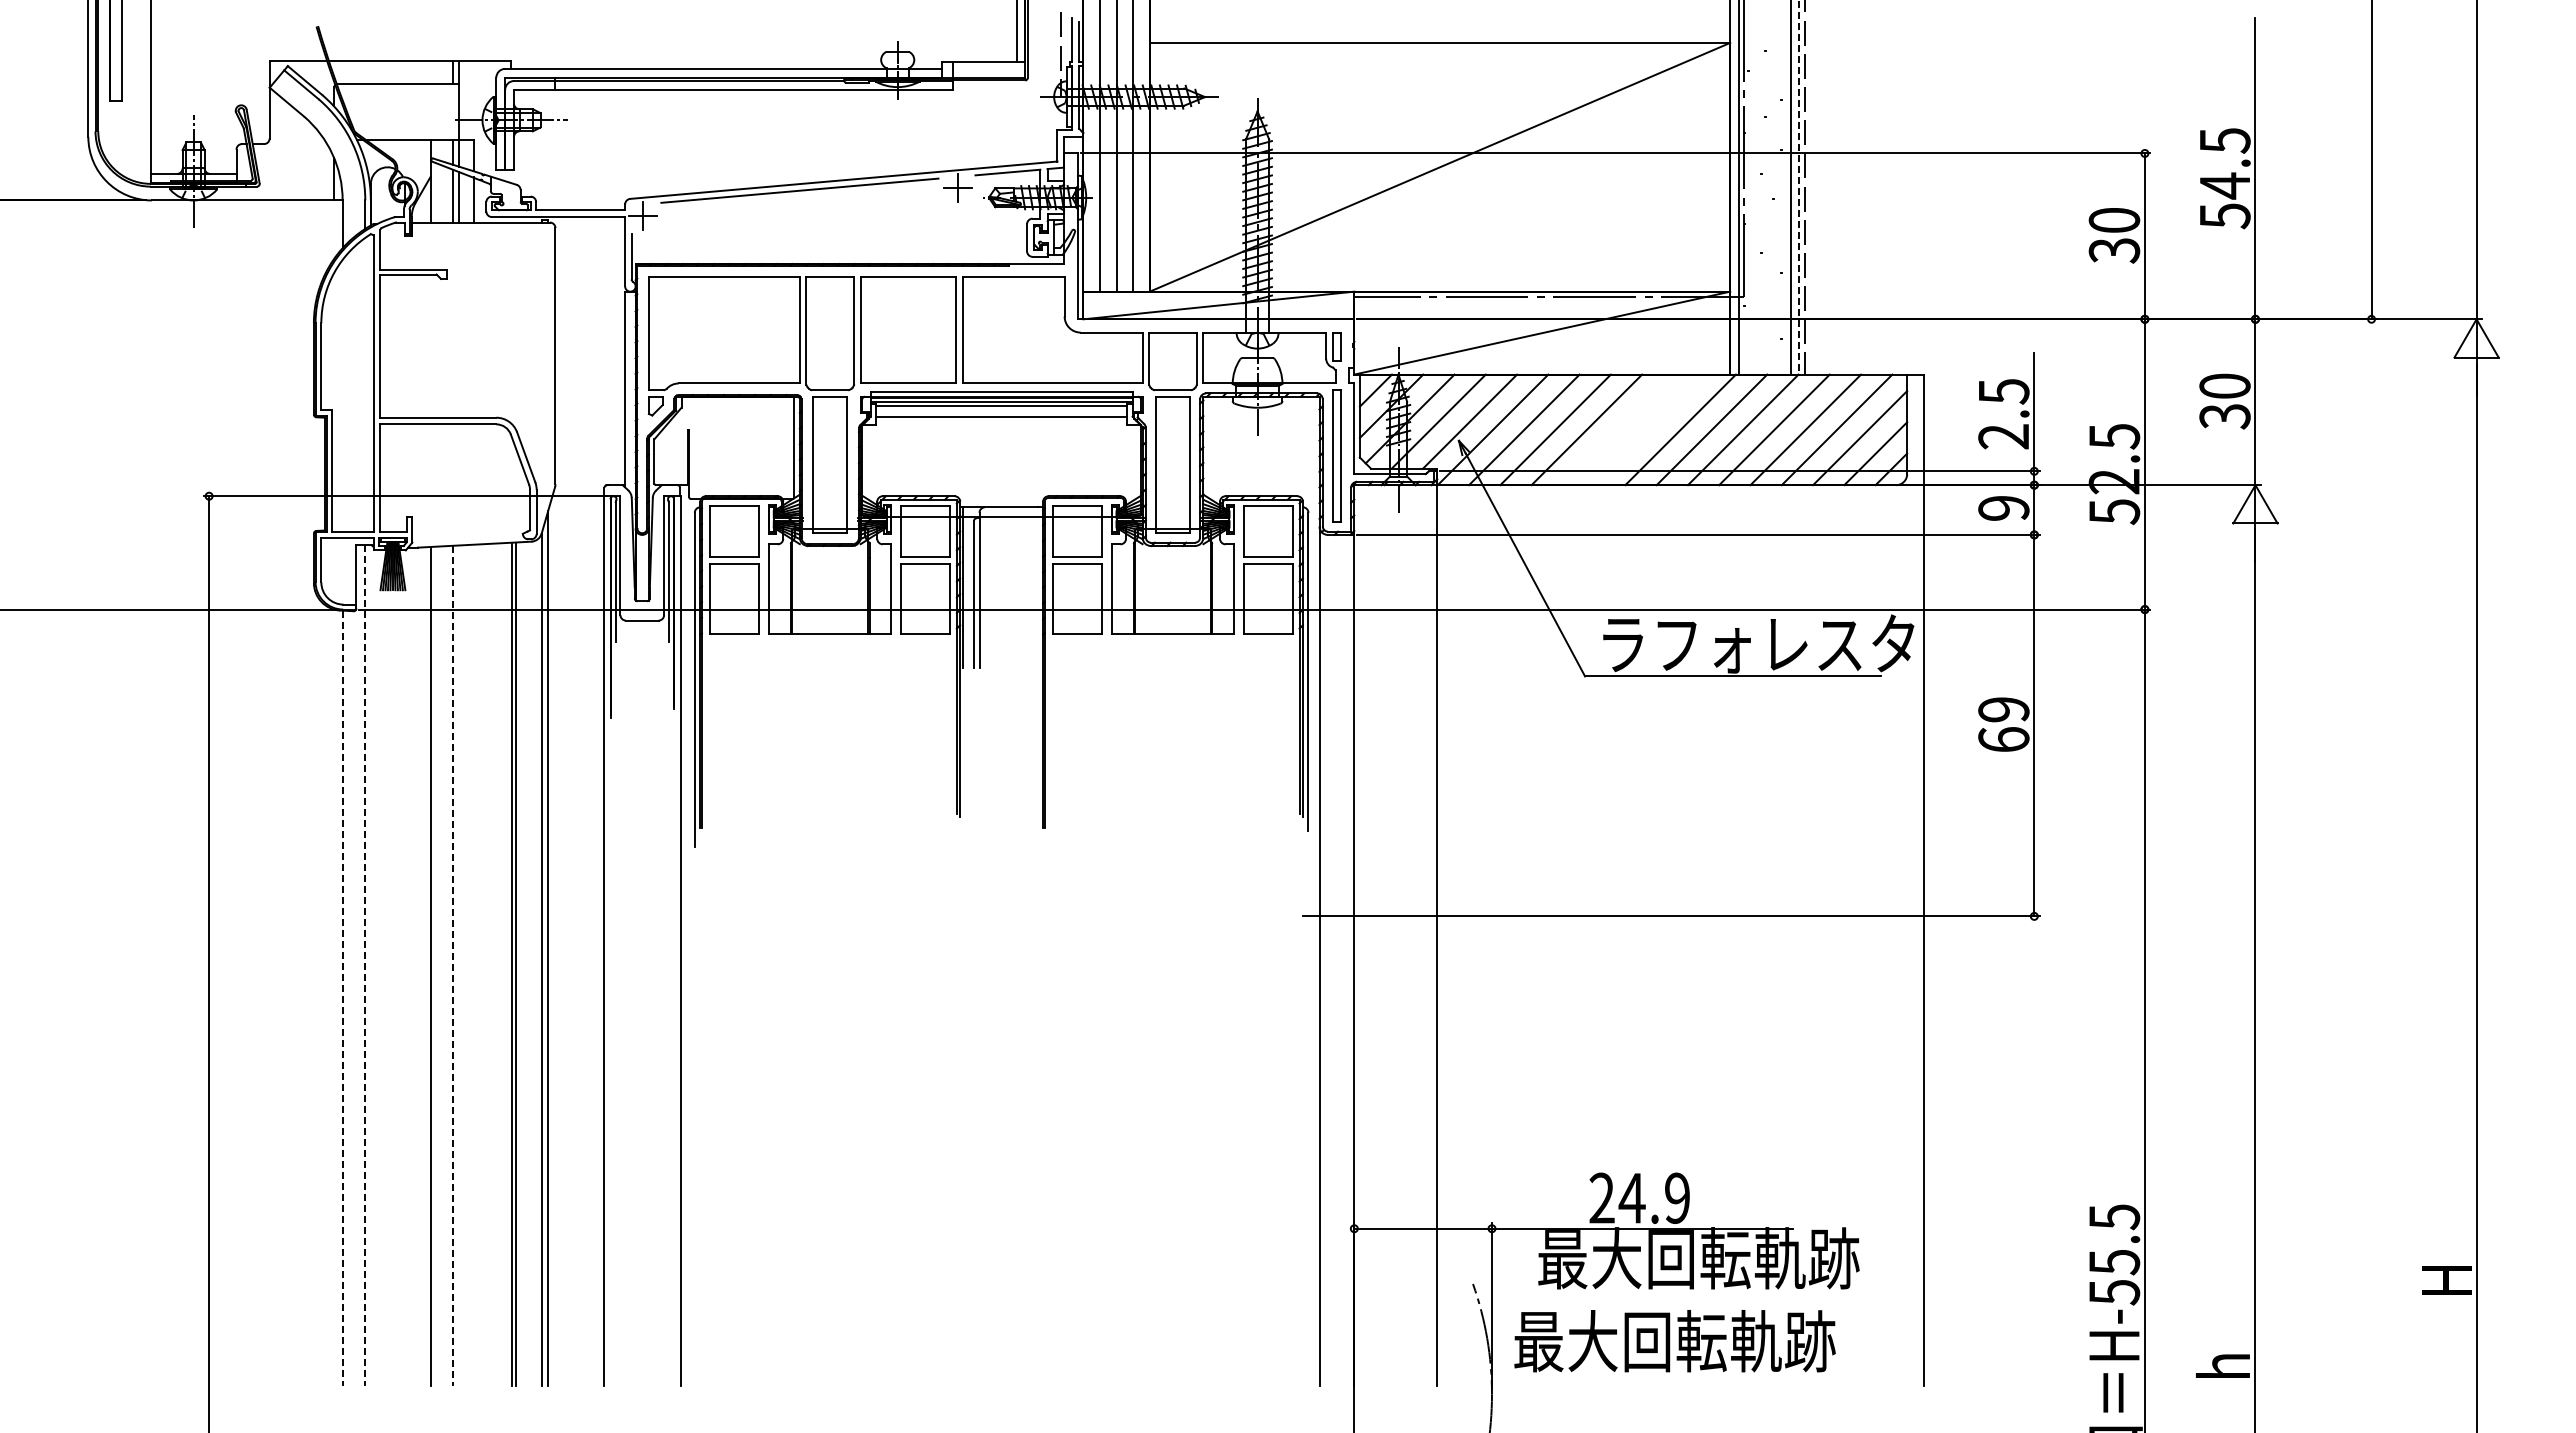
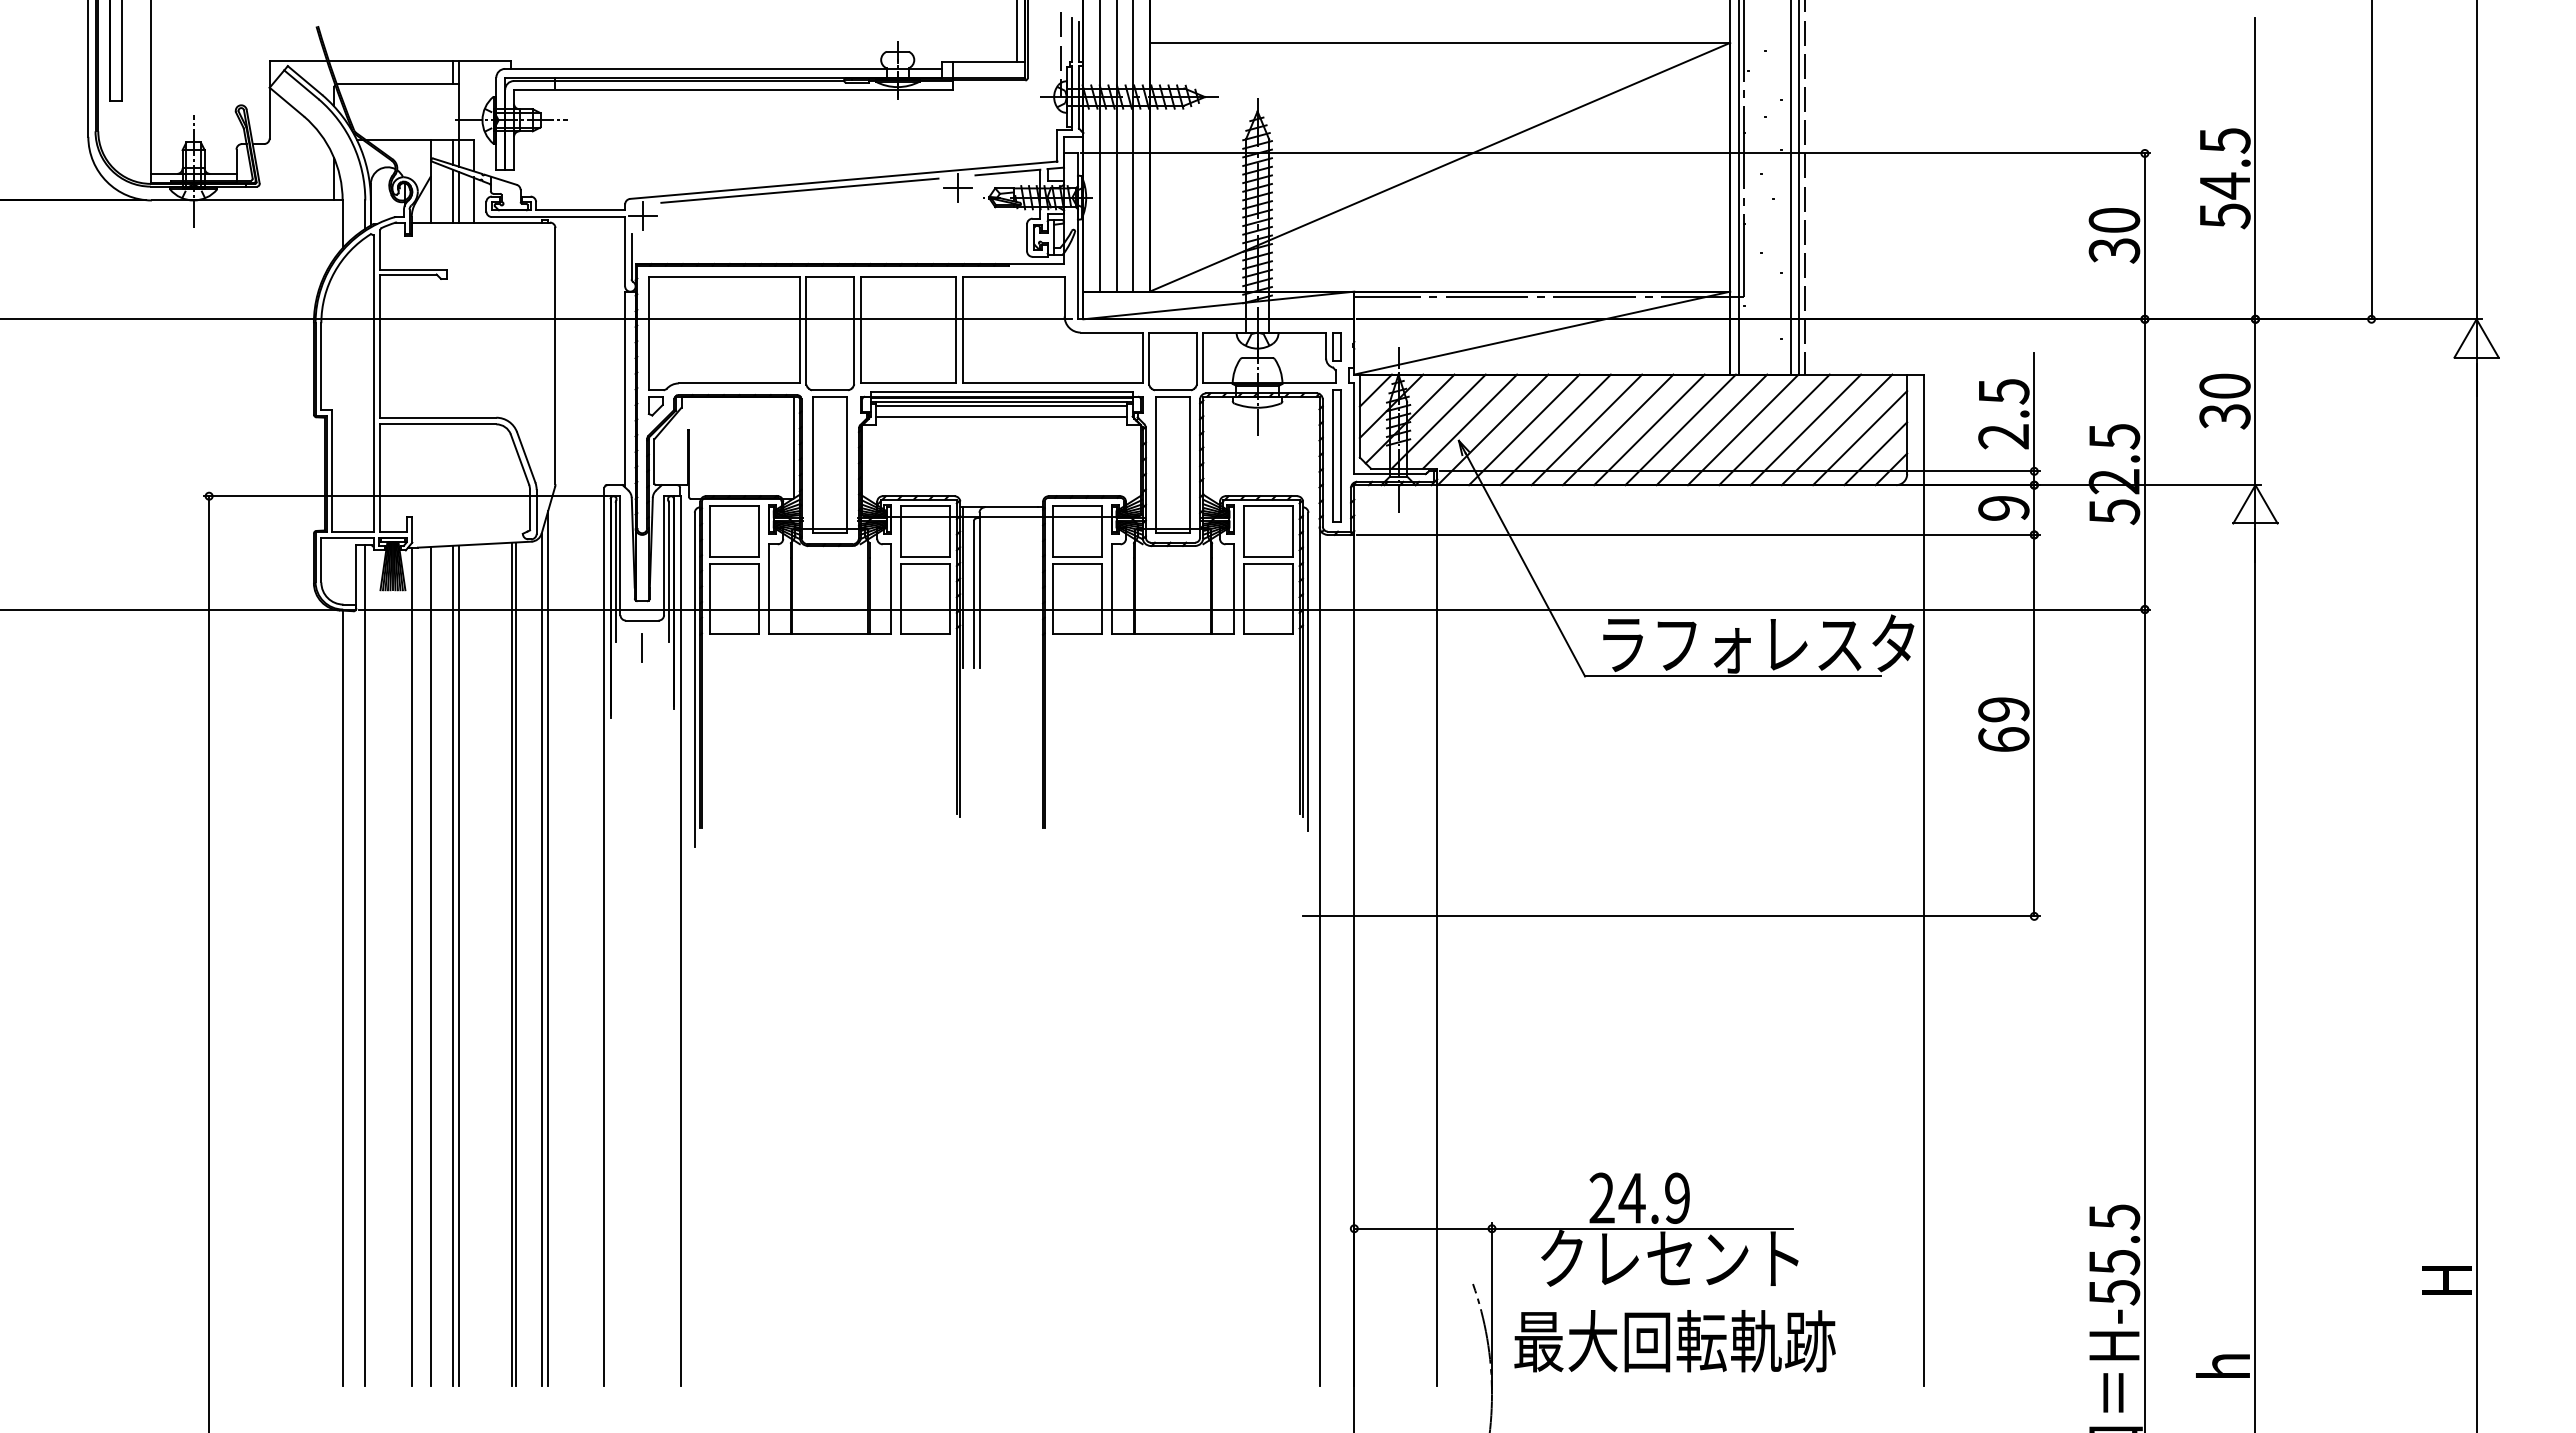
line: dashed -> solid (1799, 187)
line: none -> present (537, 319)
line: none -> present (1617, 429)
line: none -> present (1649, 429)
line: none -> present (642, 647)
line: dashed -> solid (365, 965)
line: none -> present (458, 965)
line: none -> present (411, 966)
line: dashed -> solid (453, 966)
line: dashed -> solid (342, 998)
text: 最大回転軌跡 -> クレセント (1698, 1258)
